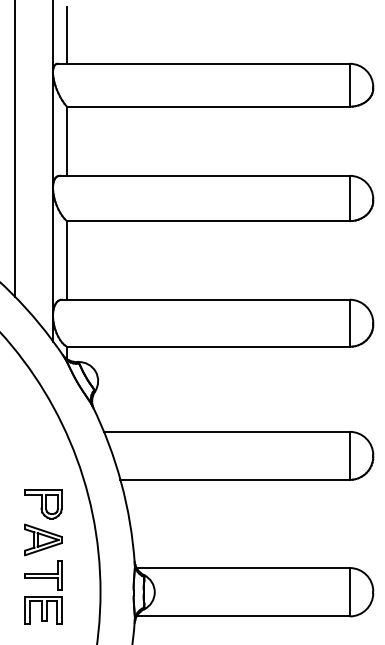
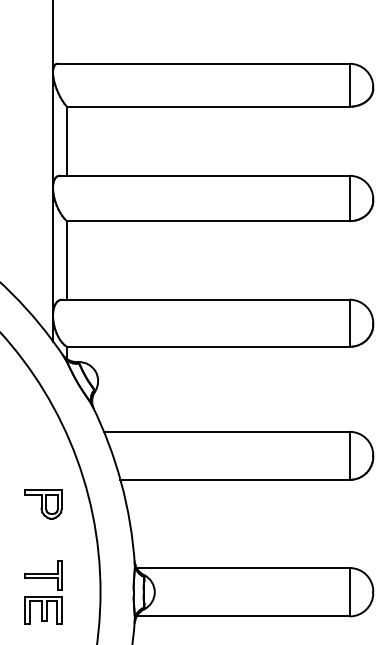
line: present -> none (66, 35)
line: present -> none (15, 149)
part: present -> none (43, 539)
